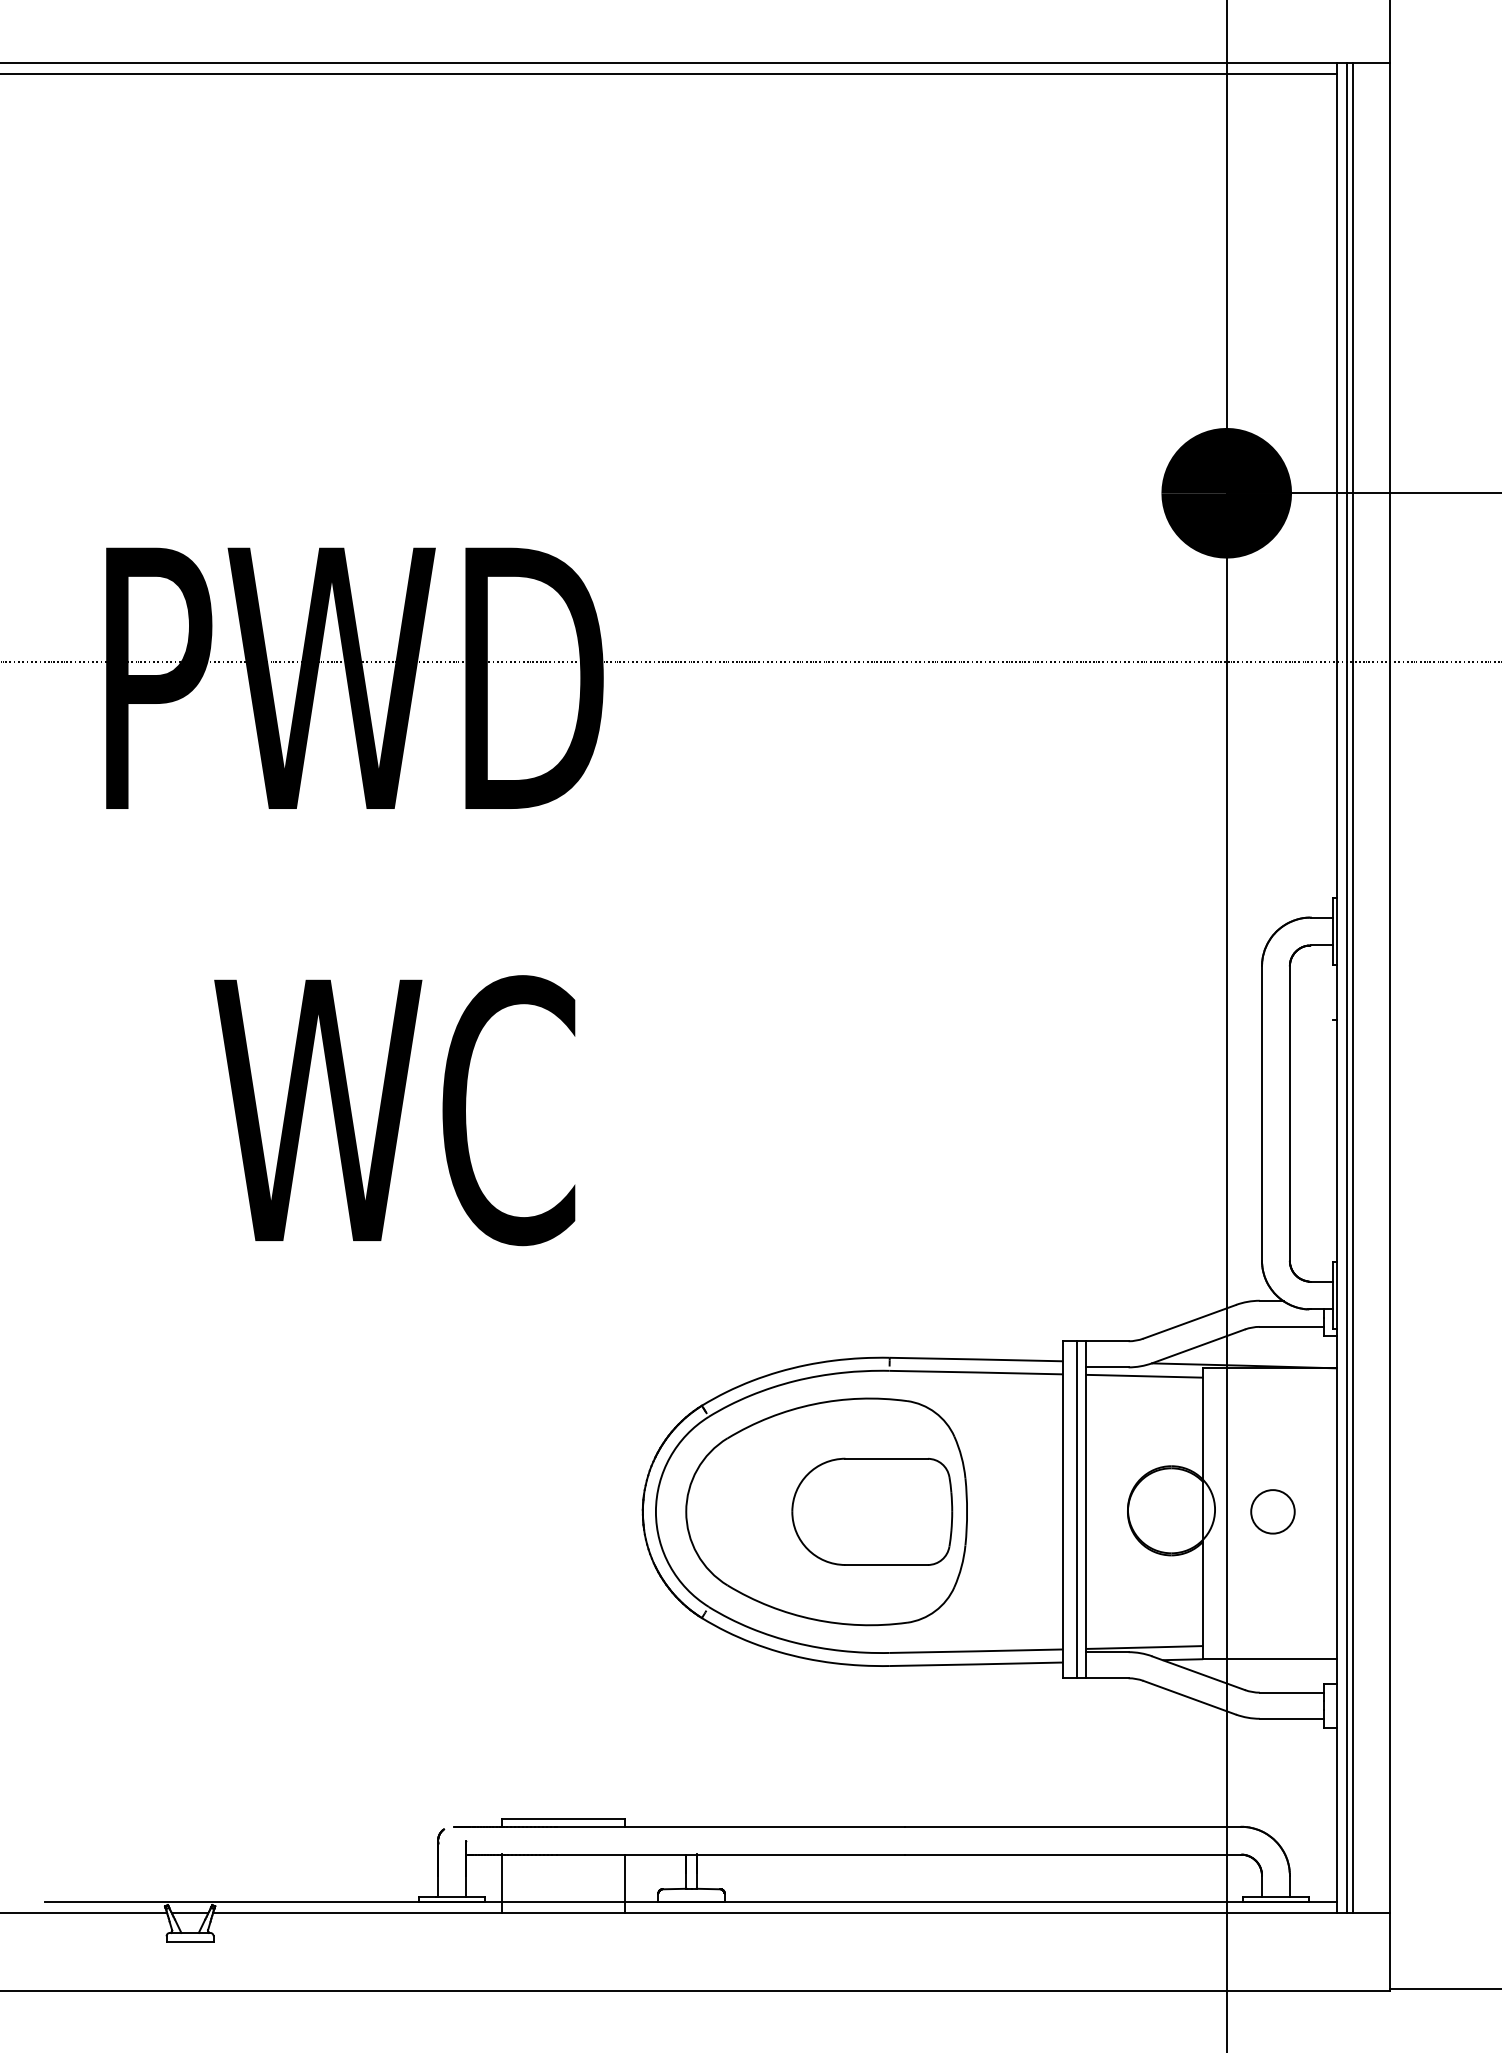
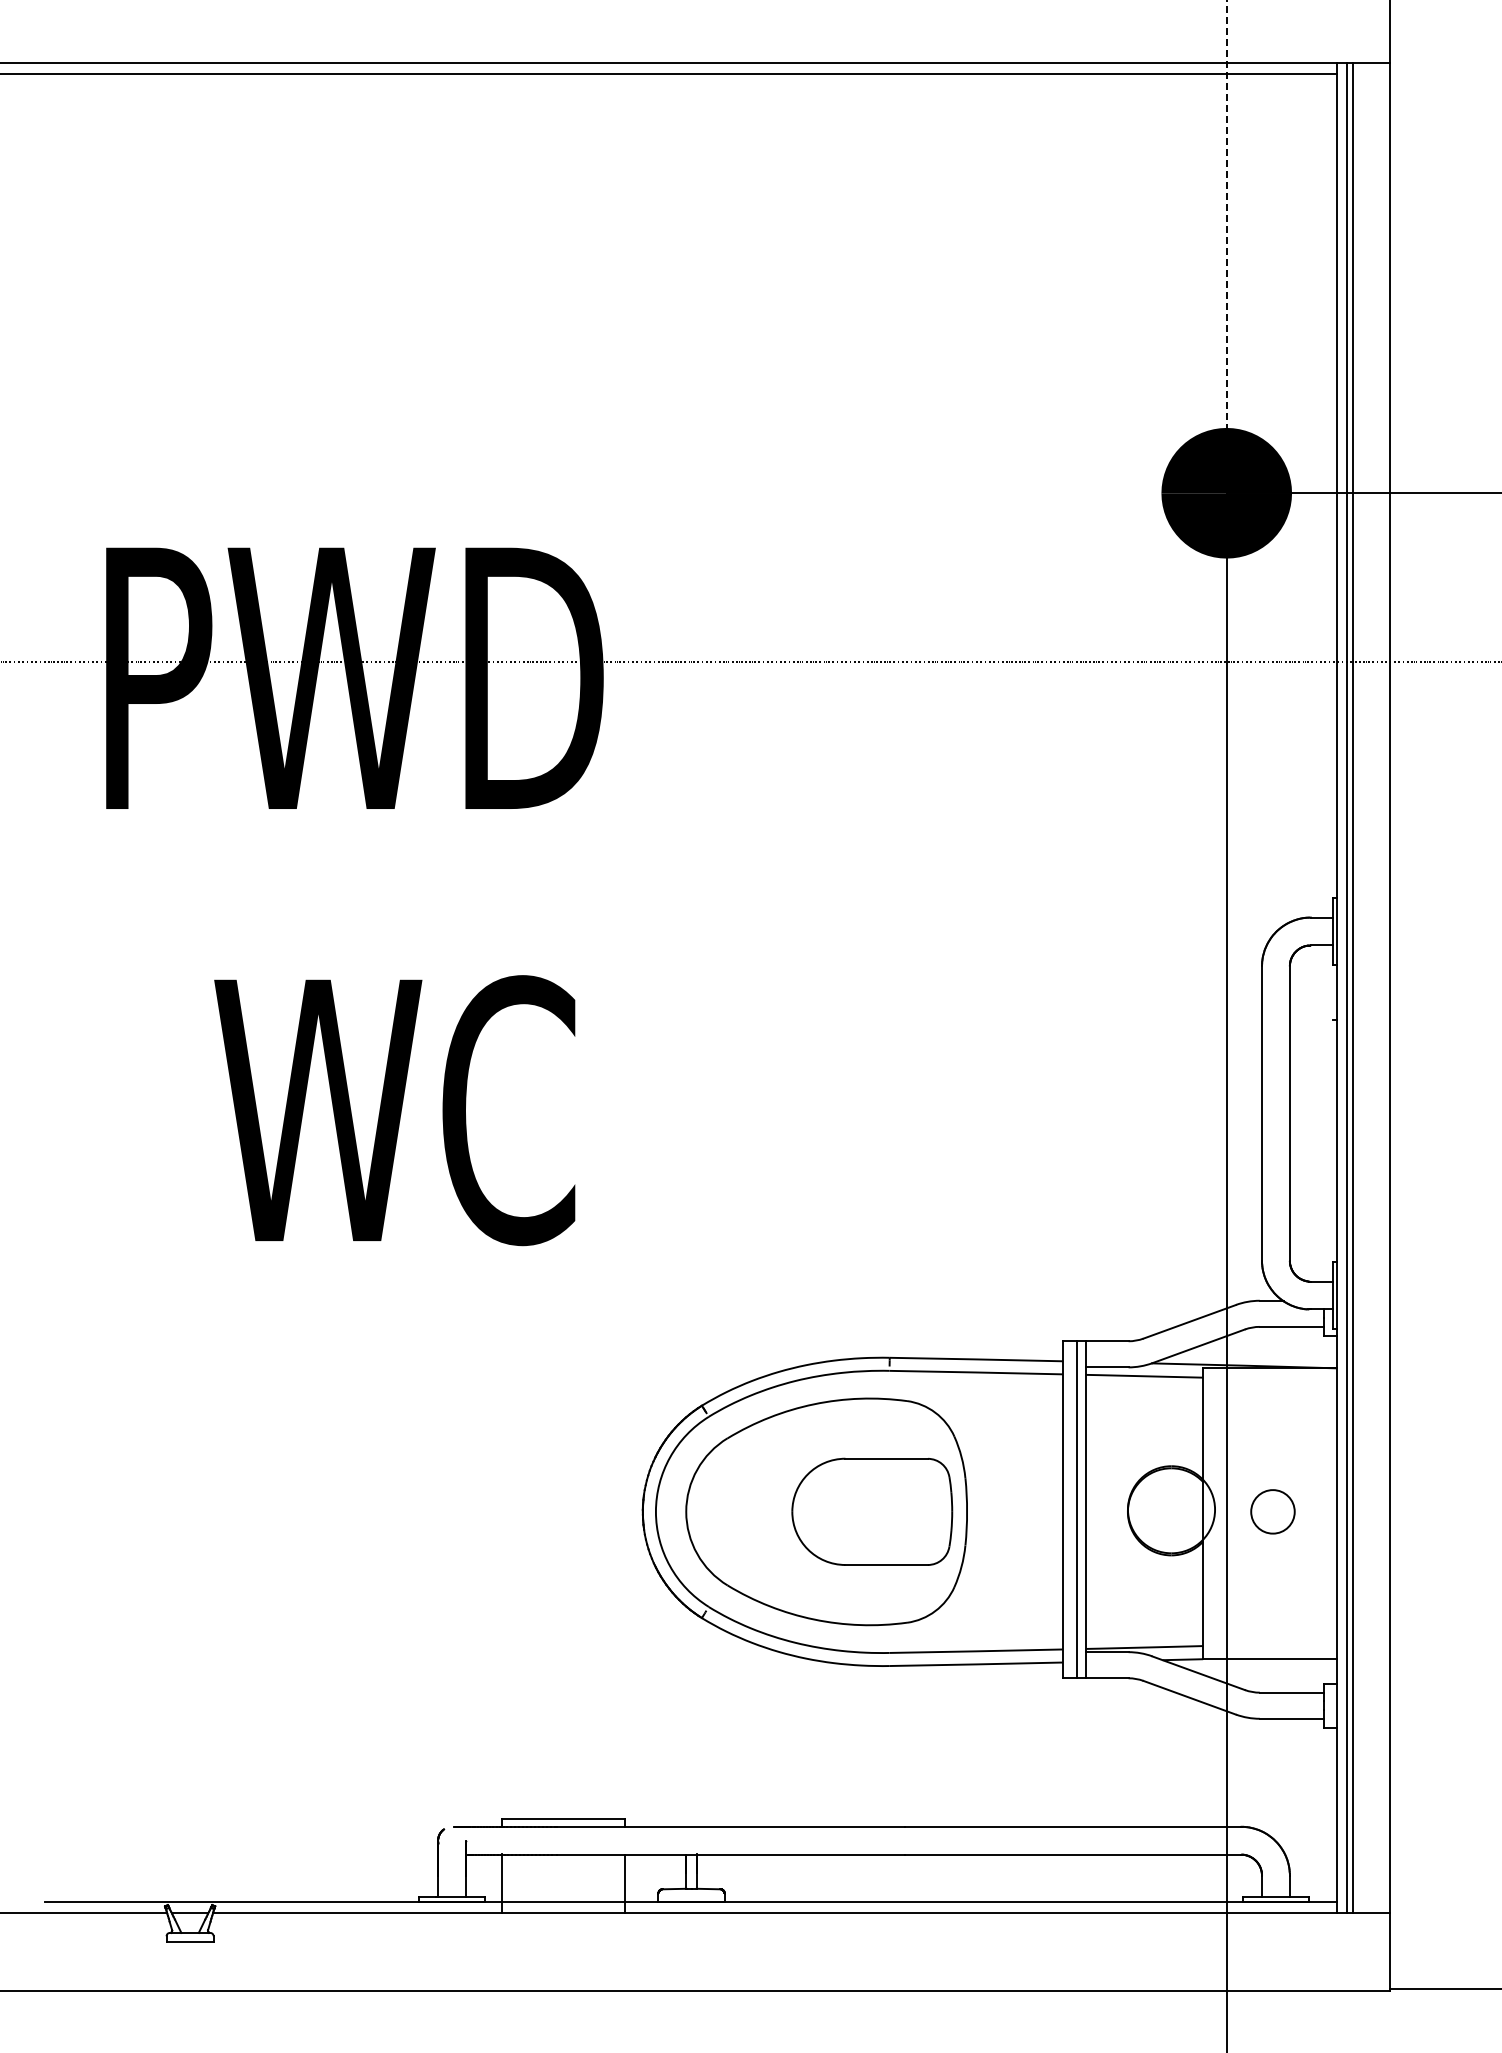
line: solid -> dashed (1226, 247)
